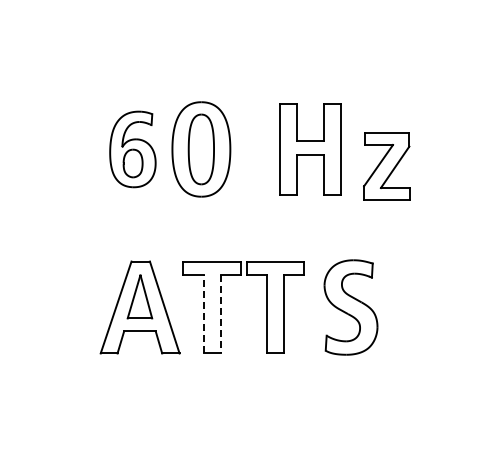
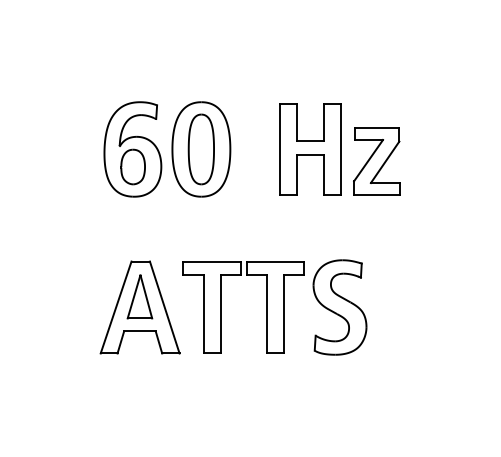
part size: 48x79 px -> 60x97 px (132, 149)
part position: (386, 166) -> (376, 161) (376, 161)
part position: (350, 307) -> (339, 307) (339, 307)
line: dashed -> solid (203, 313)
line: dashed -> solid (220, 314)
